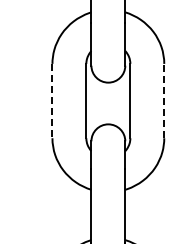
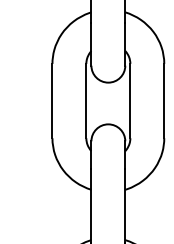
line: dashed -> solid (164, 100)
line: dashed -> solid (52, 101)
